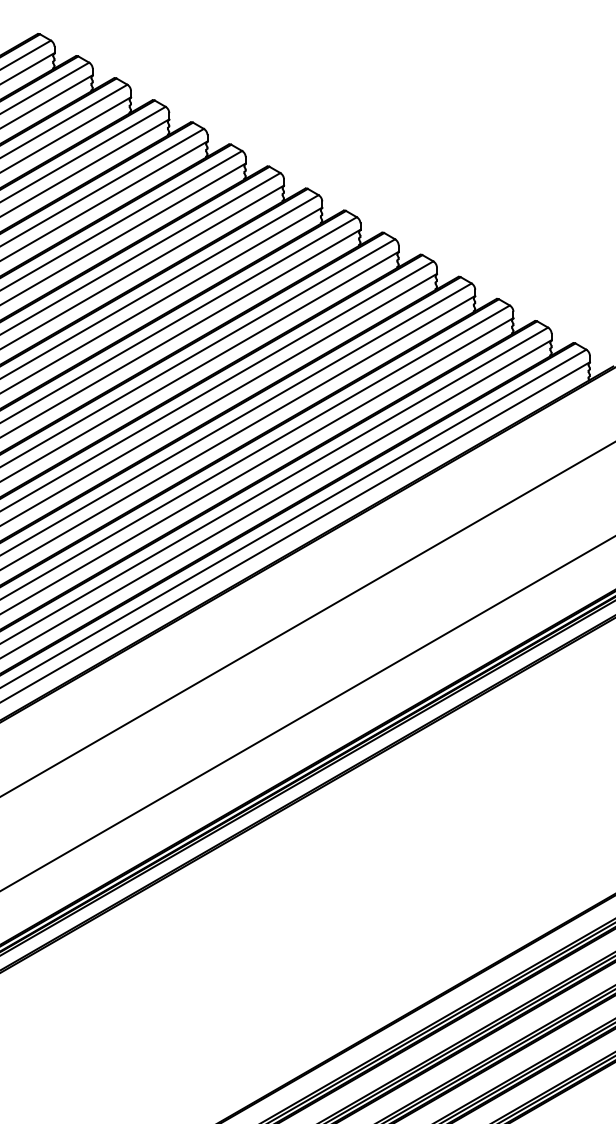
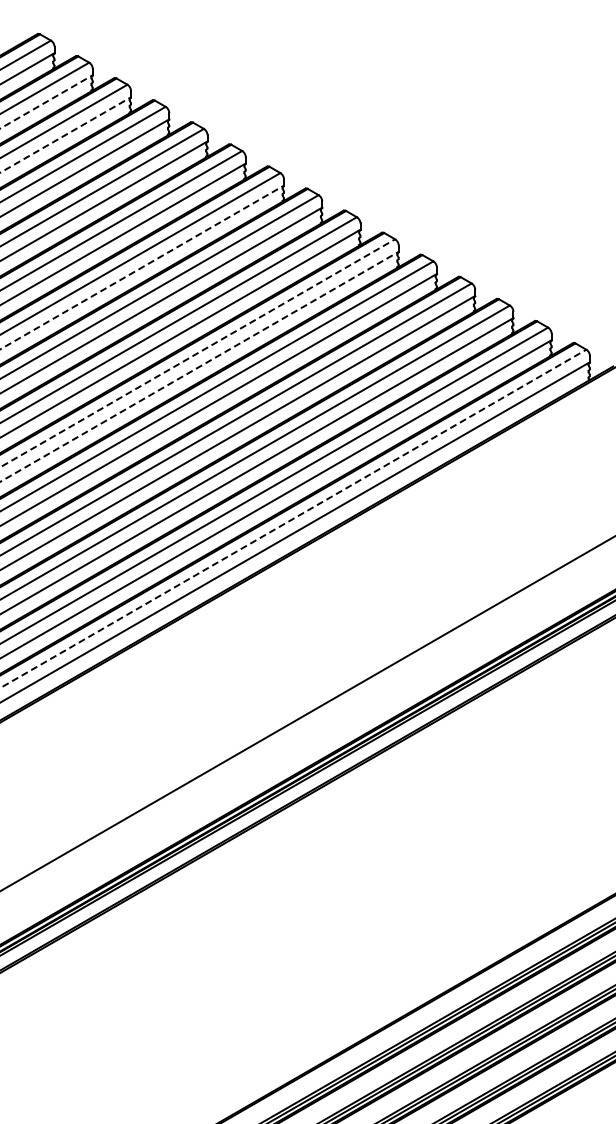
line: solid -> dashed (46, 101)
line: solid -> dashed (66, 134)
line: solid -> dashed (142, 267)
line: solid -> dashed (197, 353)
line: solid -> dashed (199, 366)
line: solid -> dashed (293, 518)
line: present -> none (307, 619)
